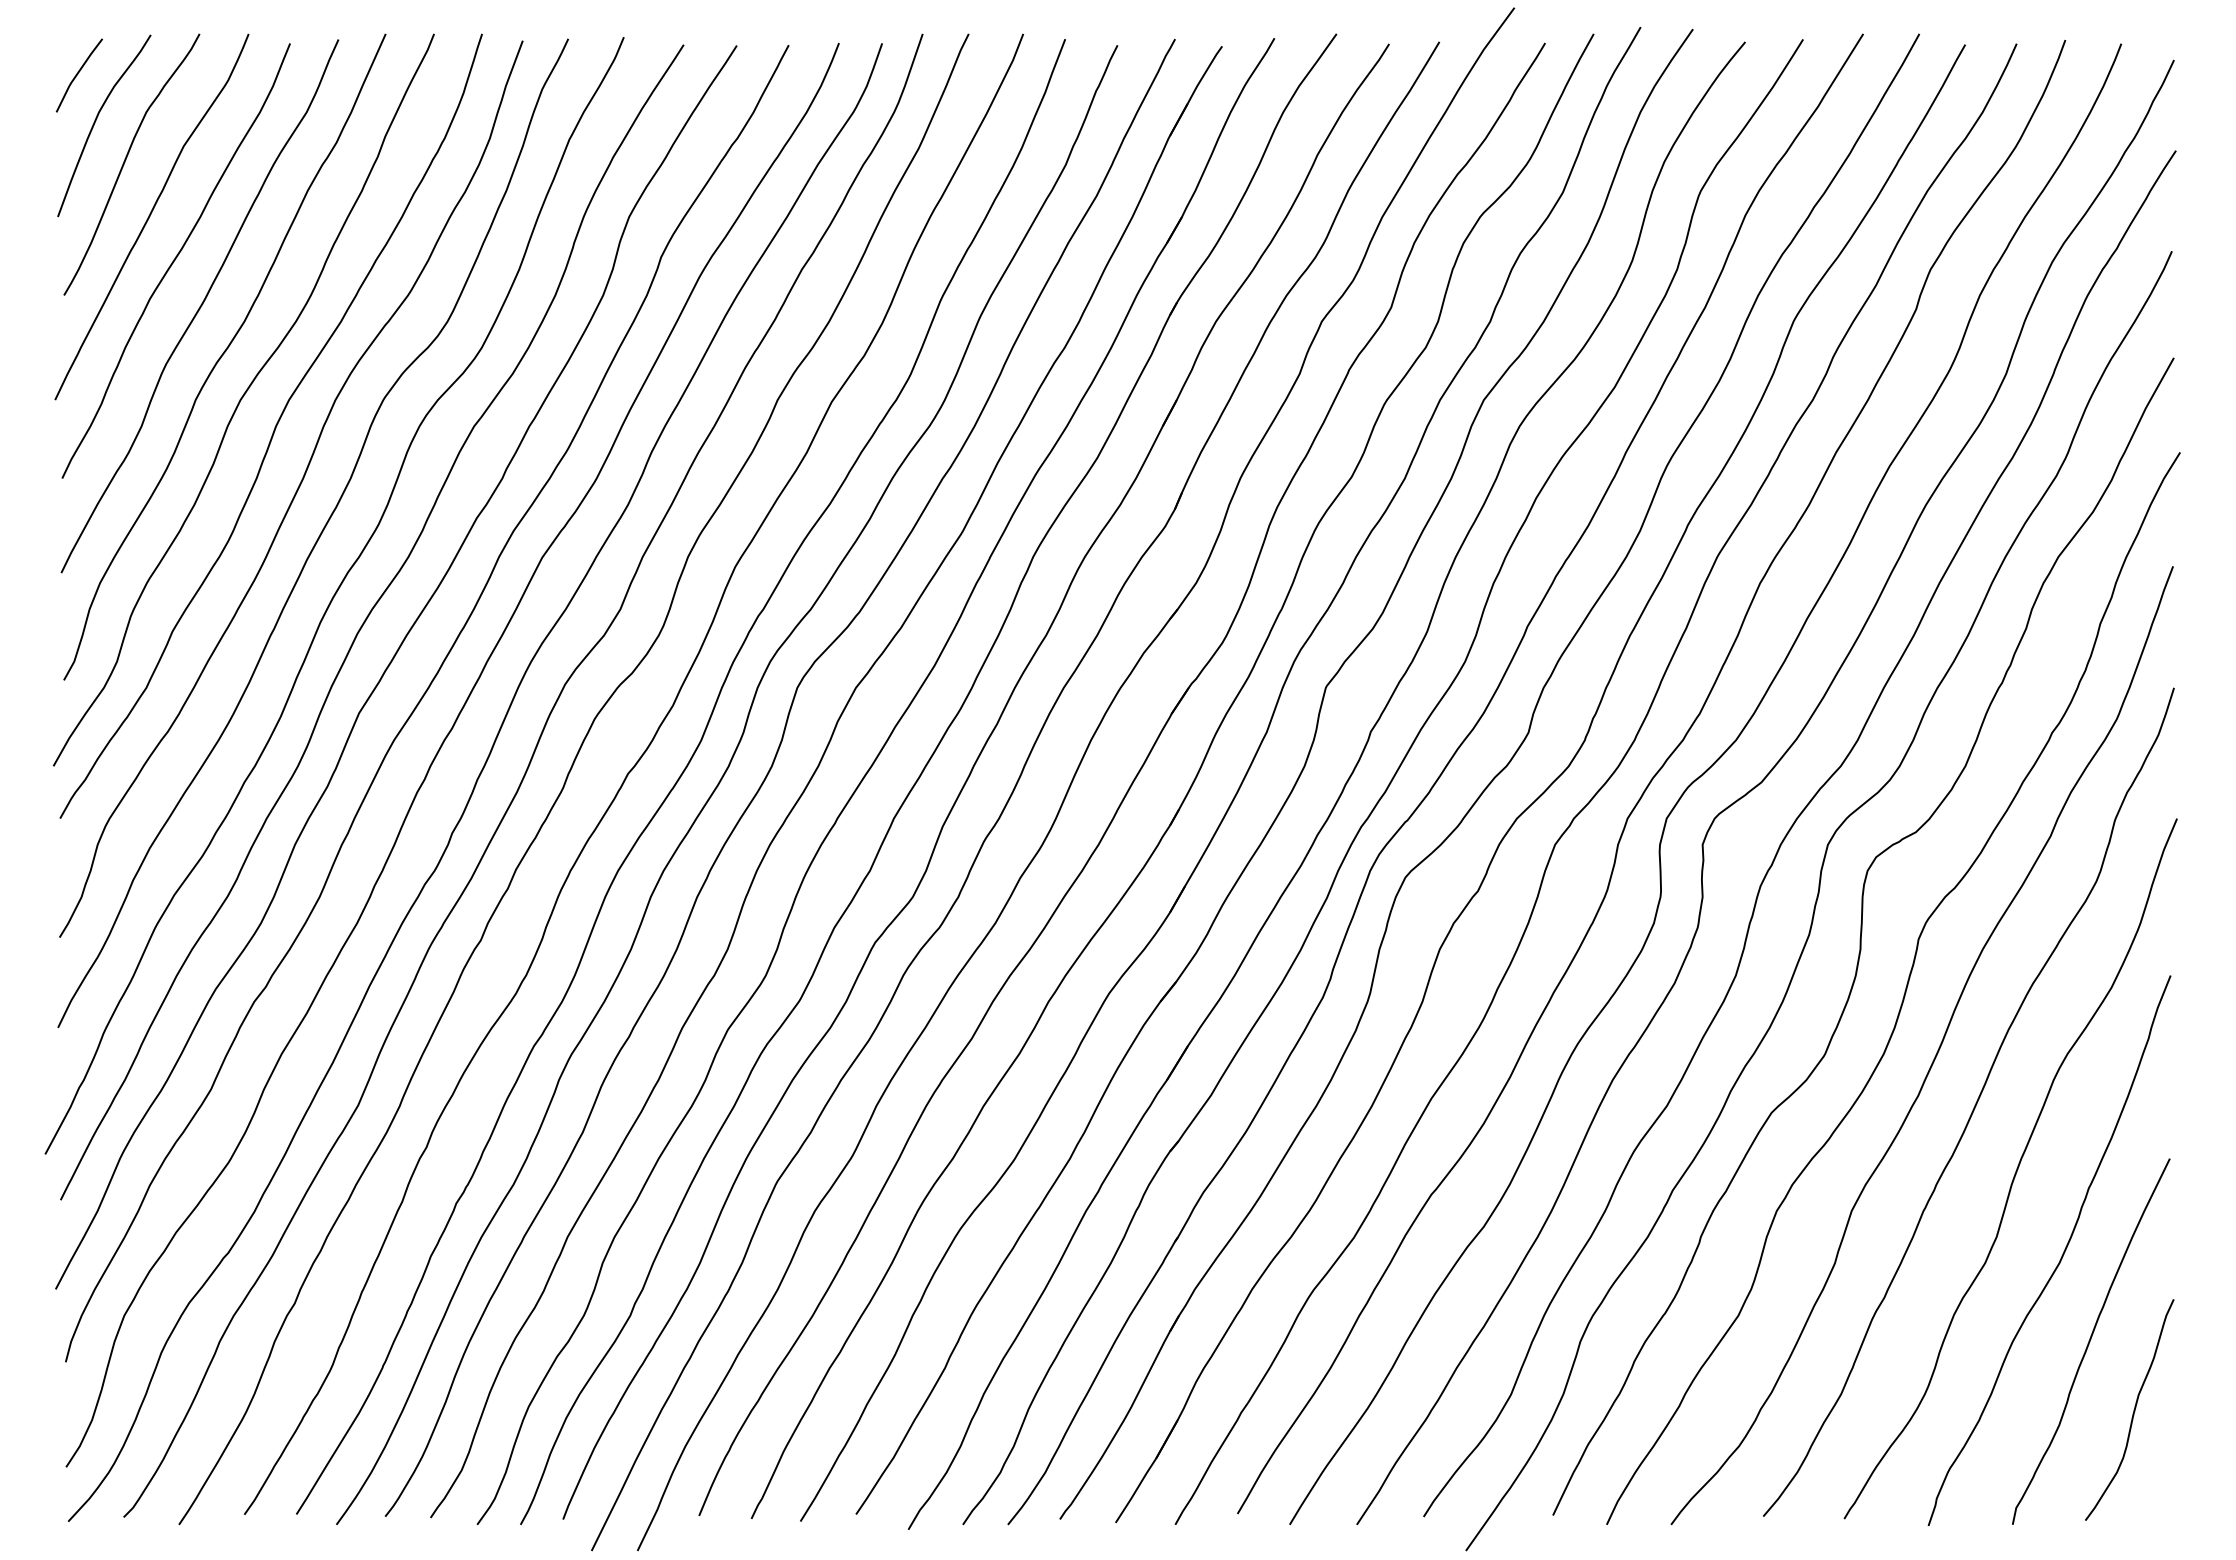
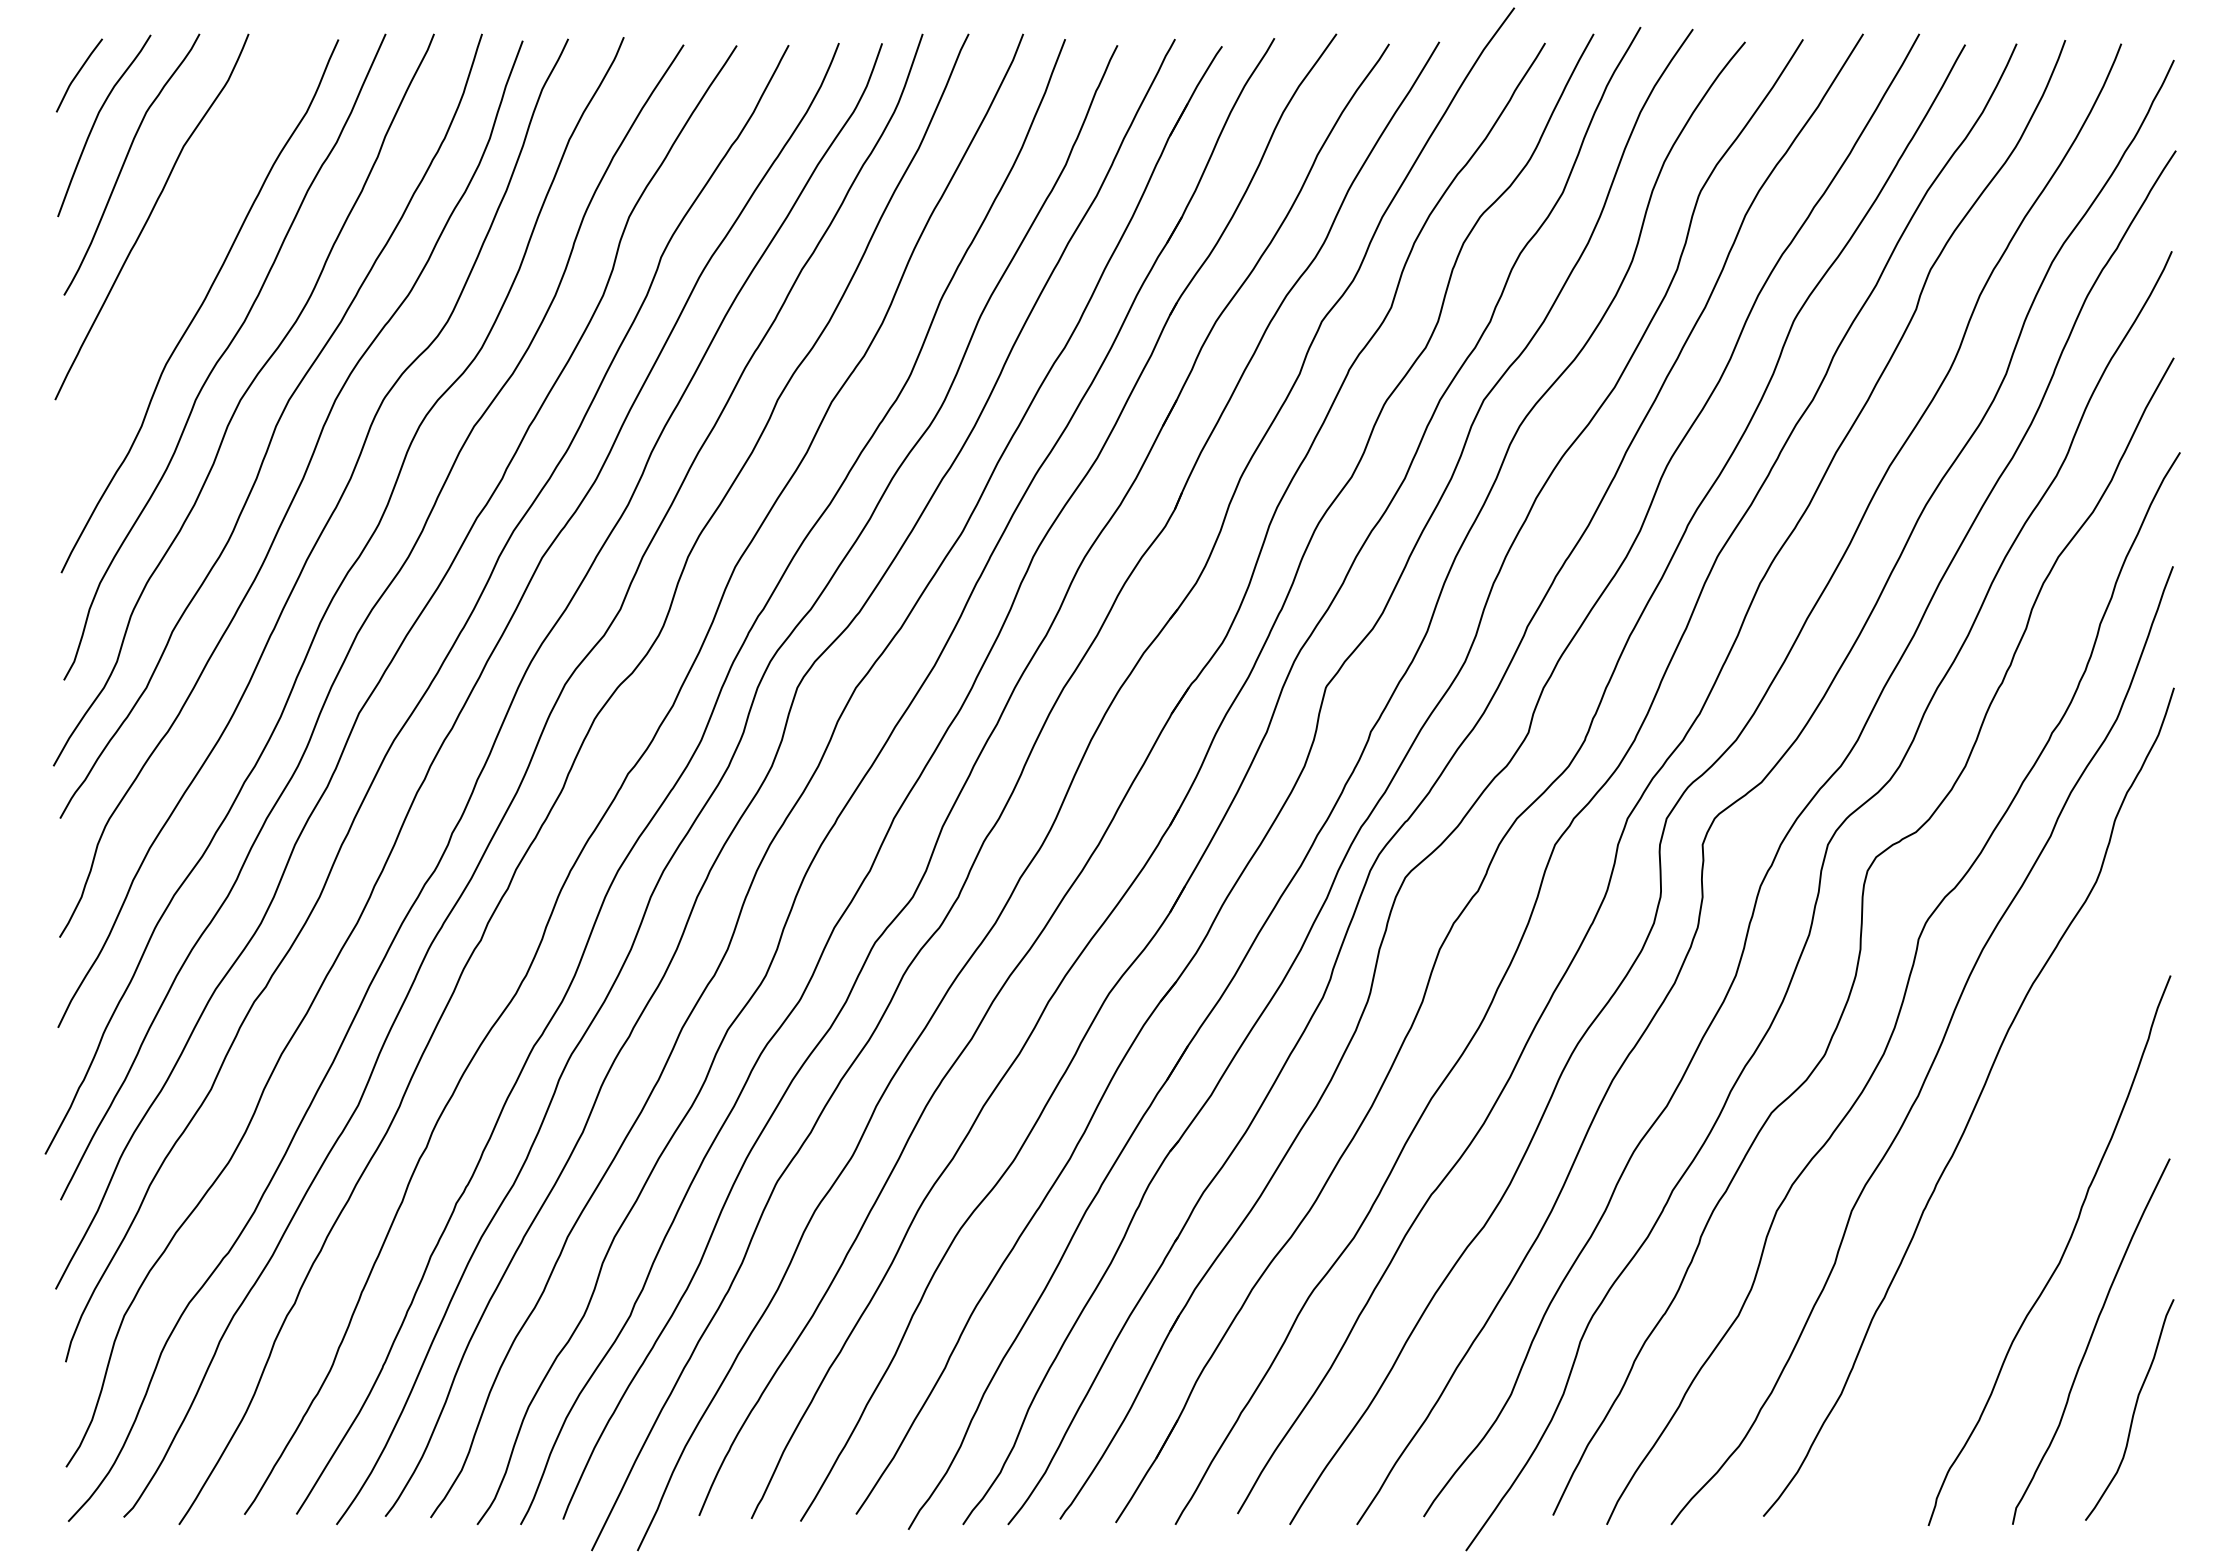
curve: present -> none (175, 260)
curve: present -> none (2015, 1171)
